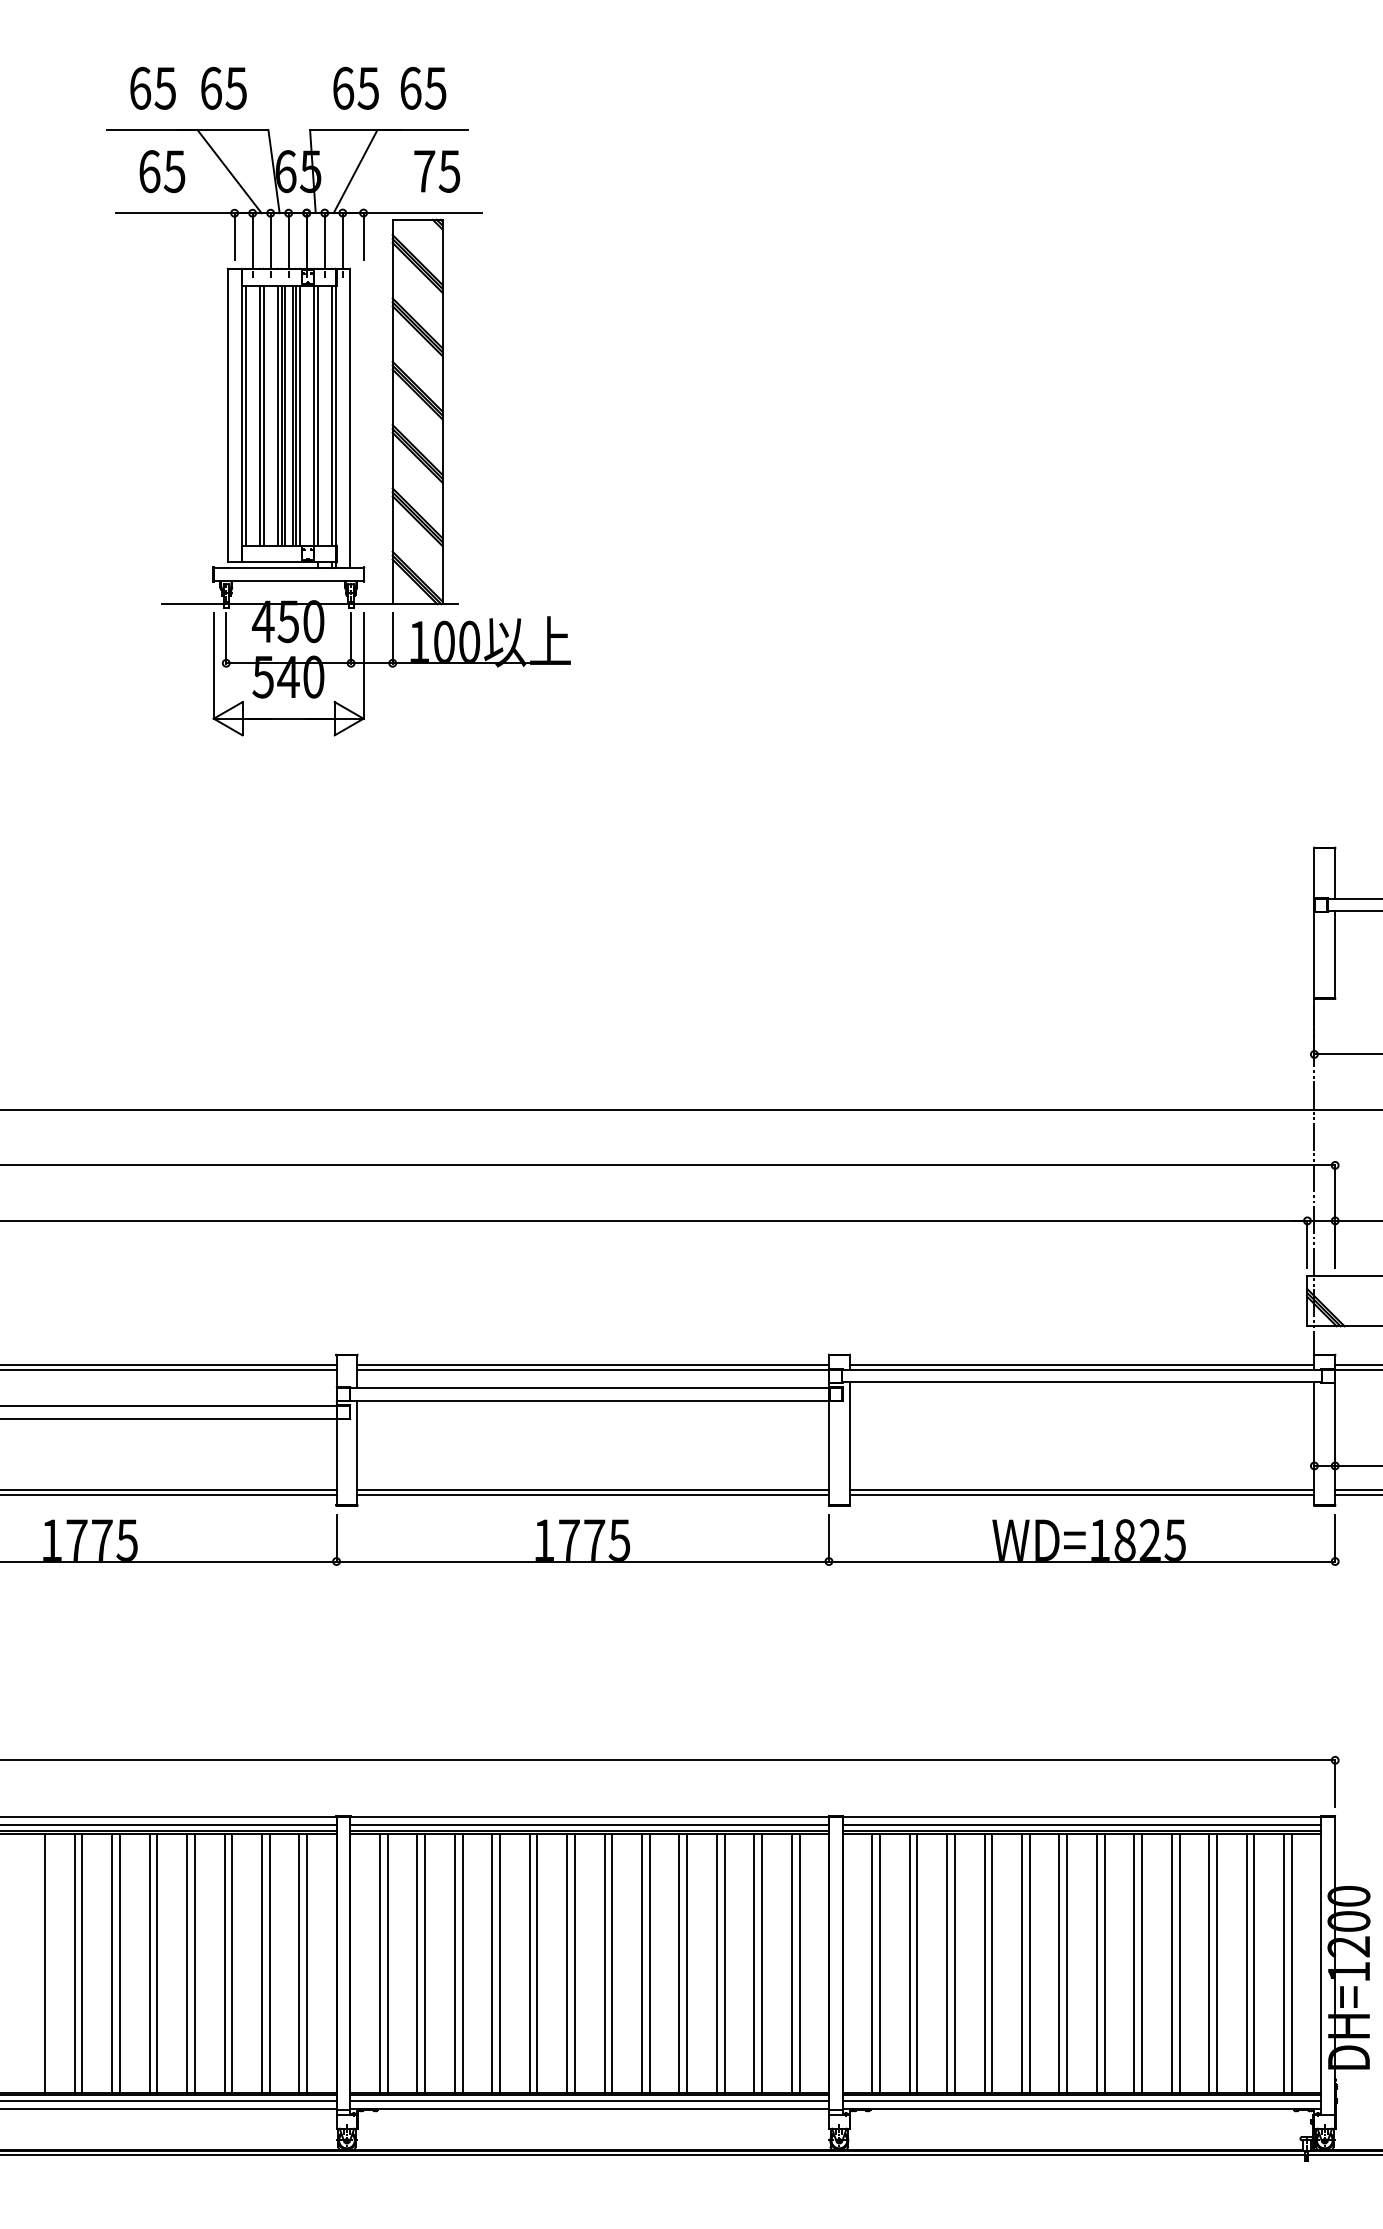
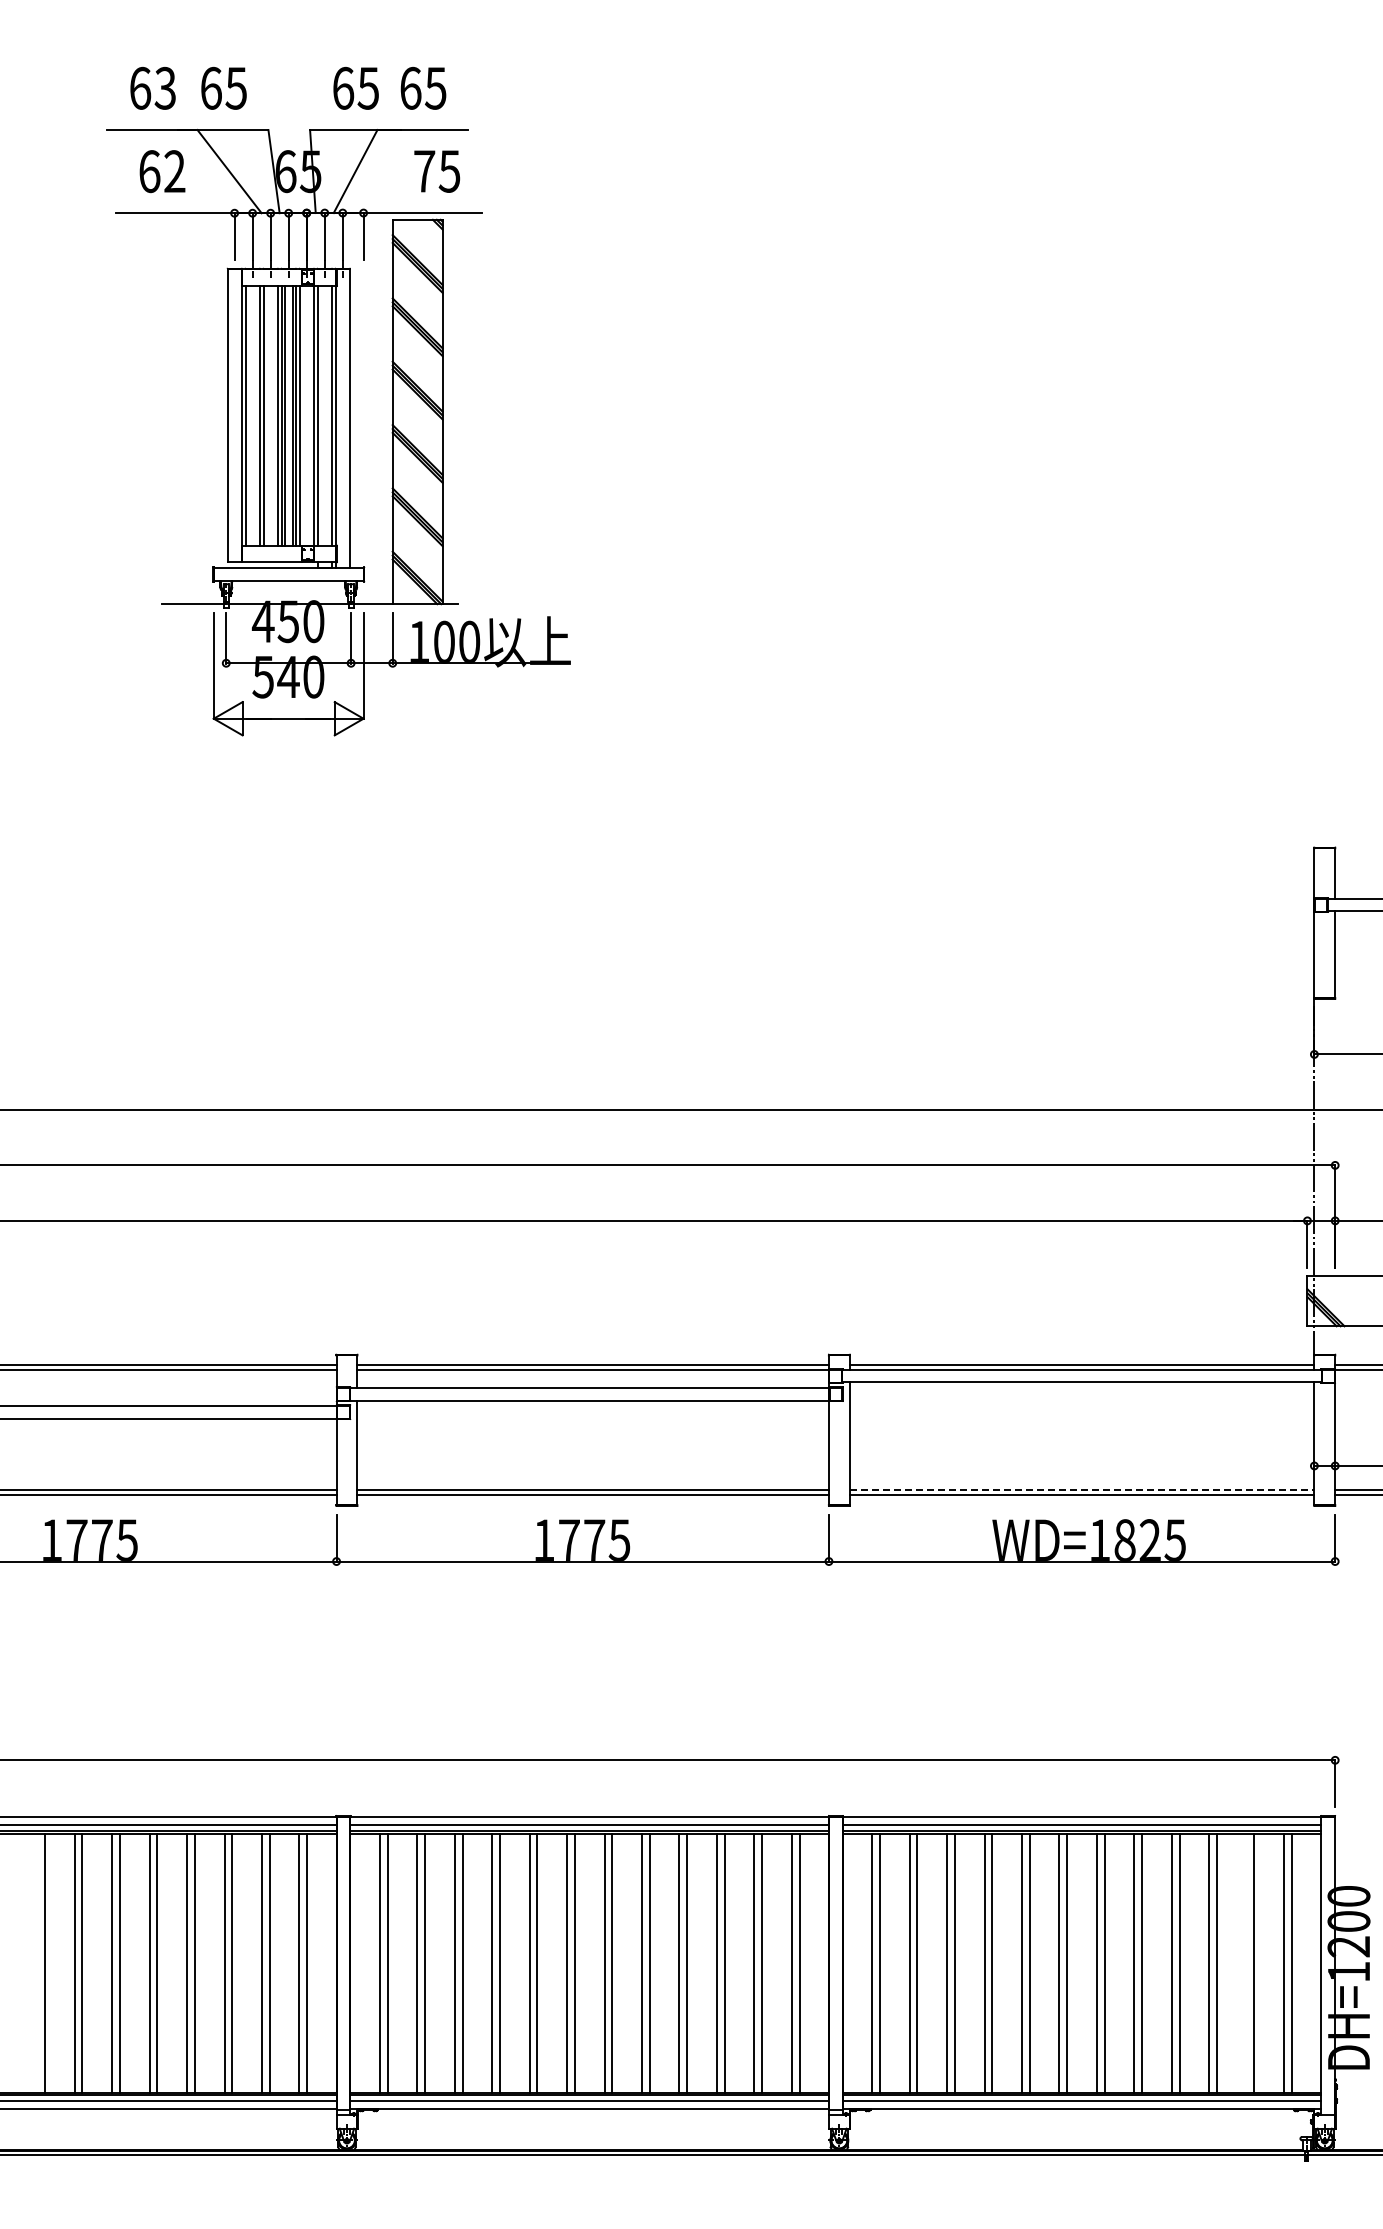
text: 65 -> 63 (164, 87)
text: 65 -> 62 (174, 171)
line: solid -> dashed (1082, 1490)
line: present -> none (1246, 1962)
